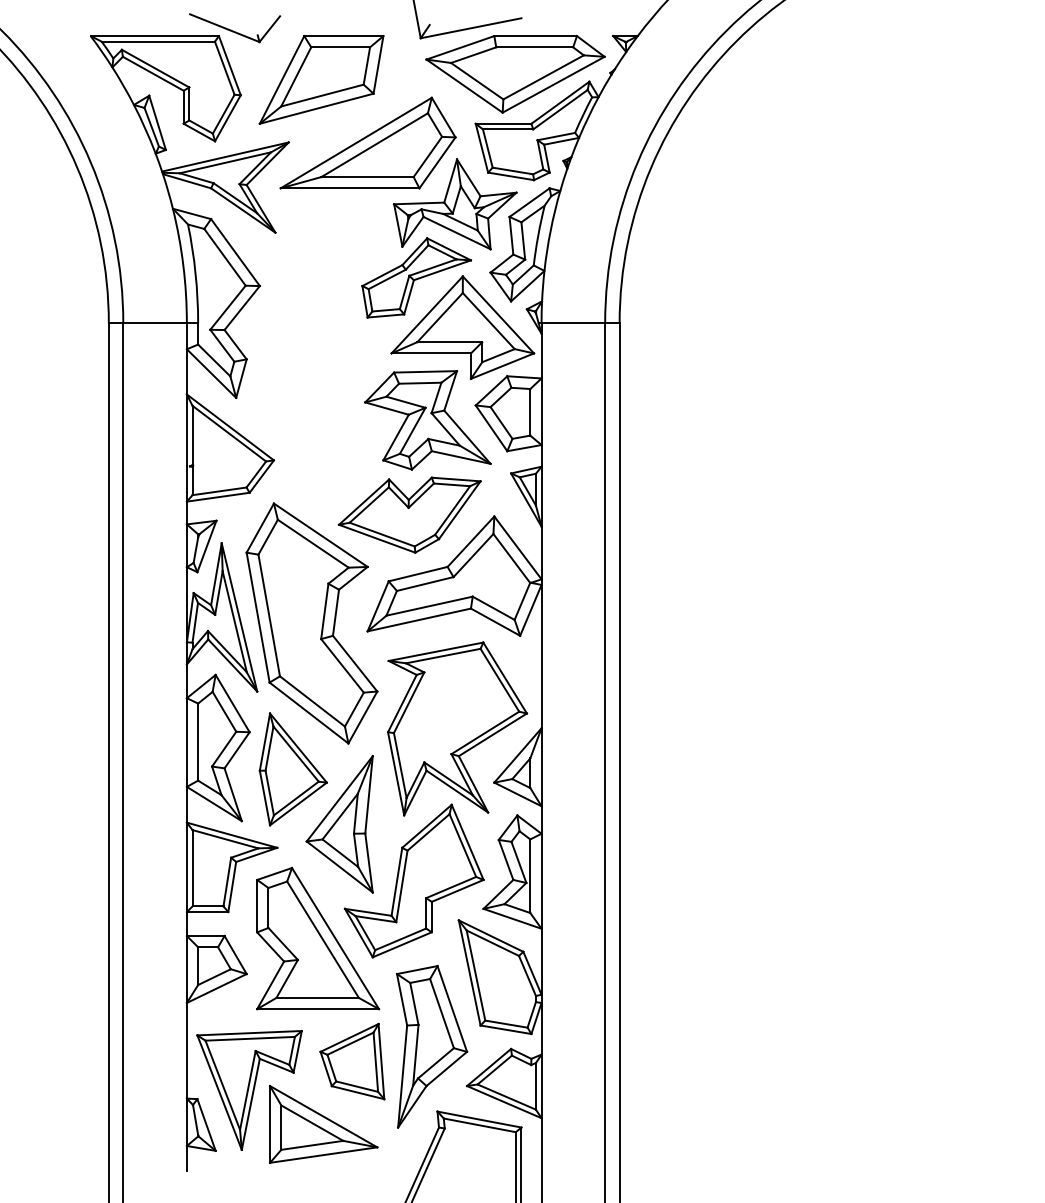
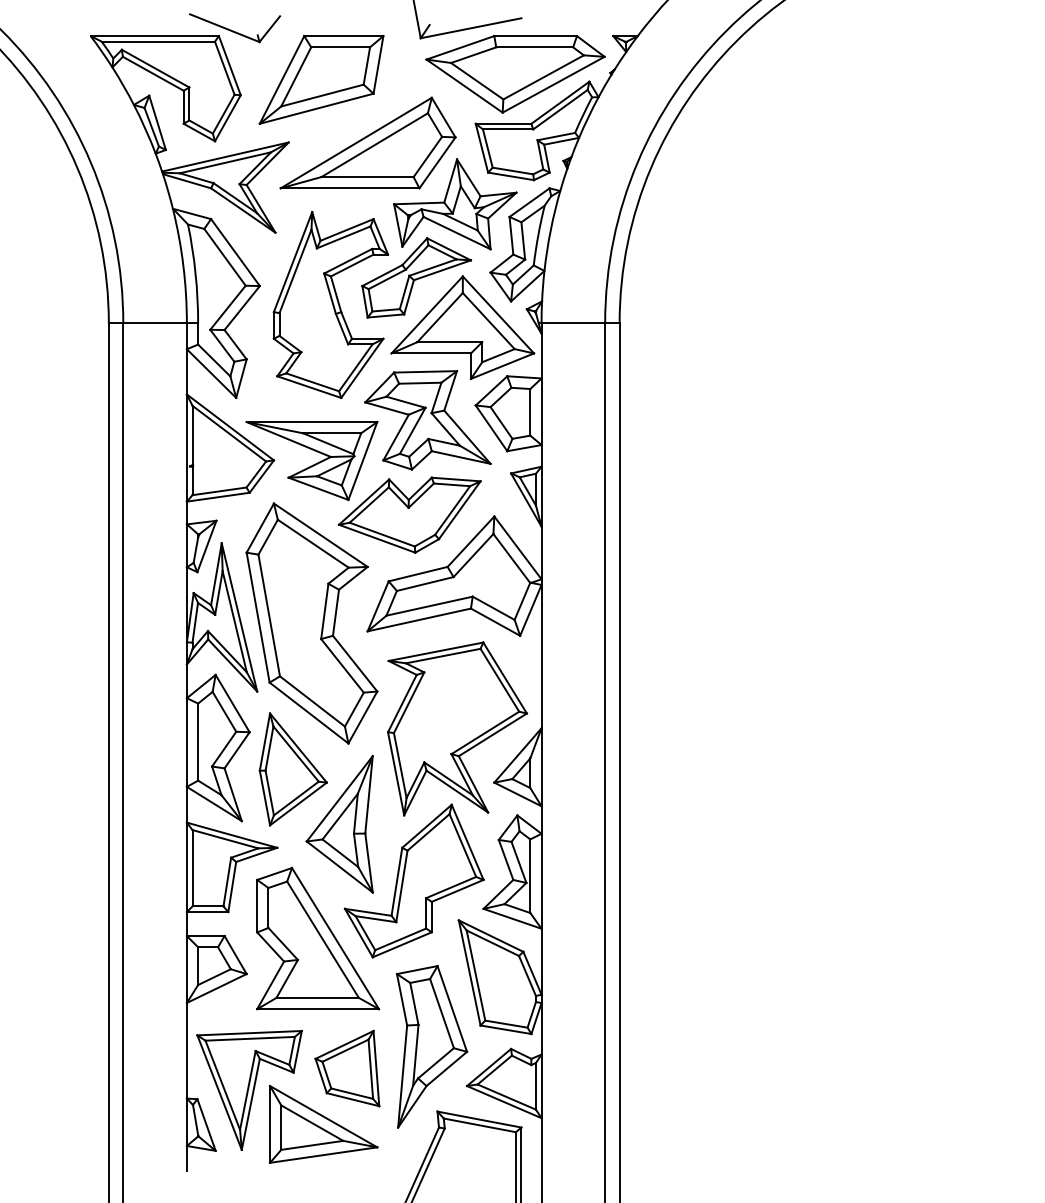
part: none -> present (330, 305)
part: none -> present (311, 460)
part position: (352, 1061) -> (347, 1068) (347, 1068)
